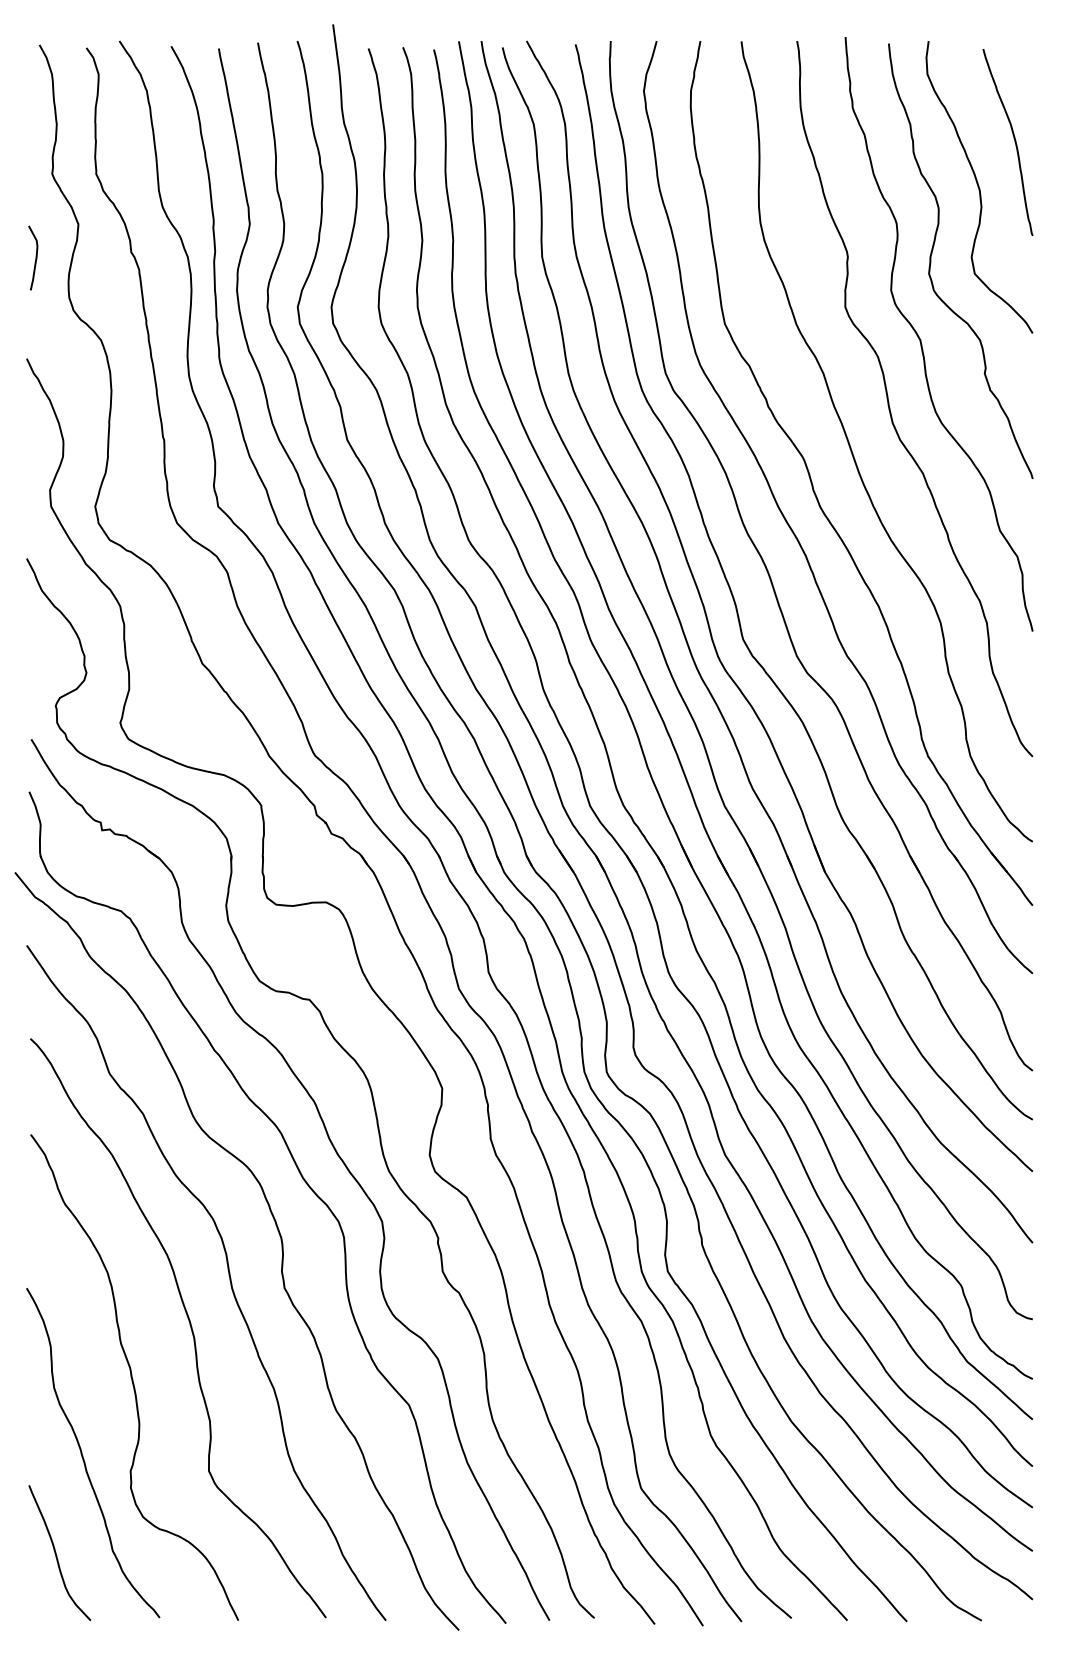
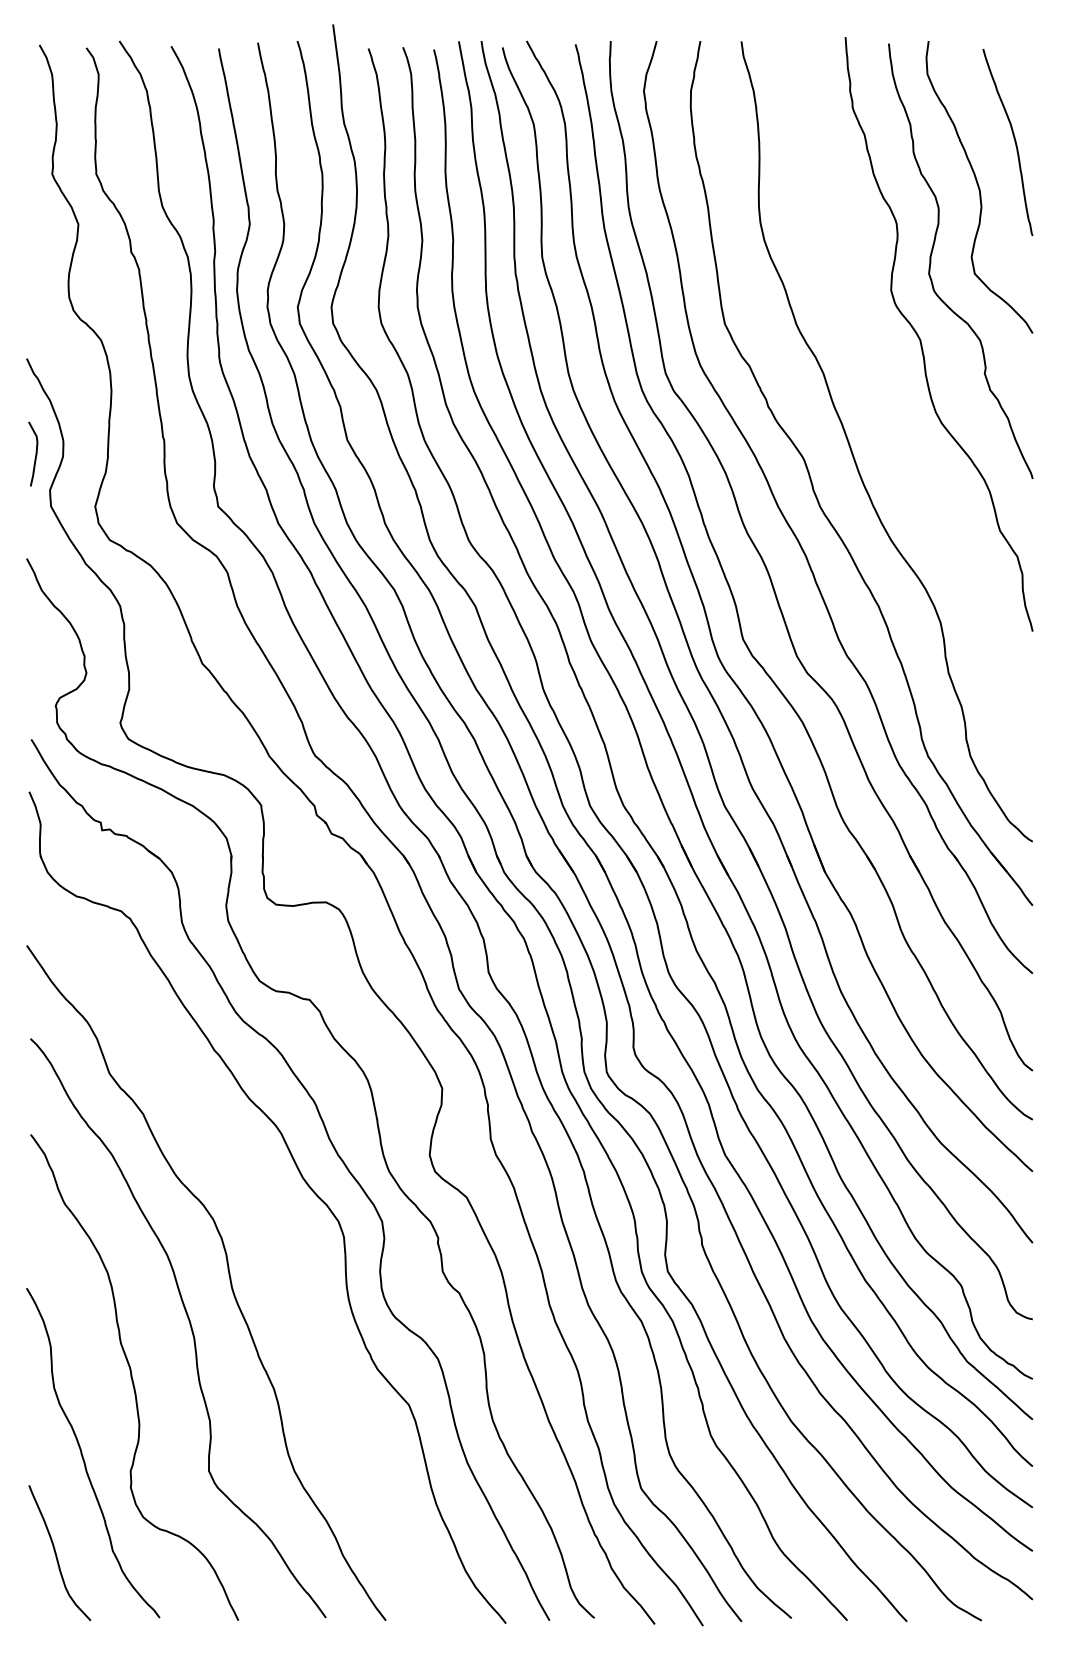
curve position: (35, 257) -> (35, 453) (35, 453)
curve: present -> none (889, 401)
curve: present -> none (281, 1250)
